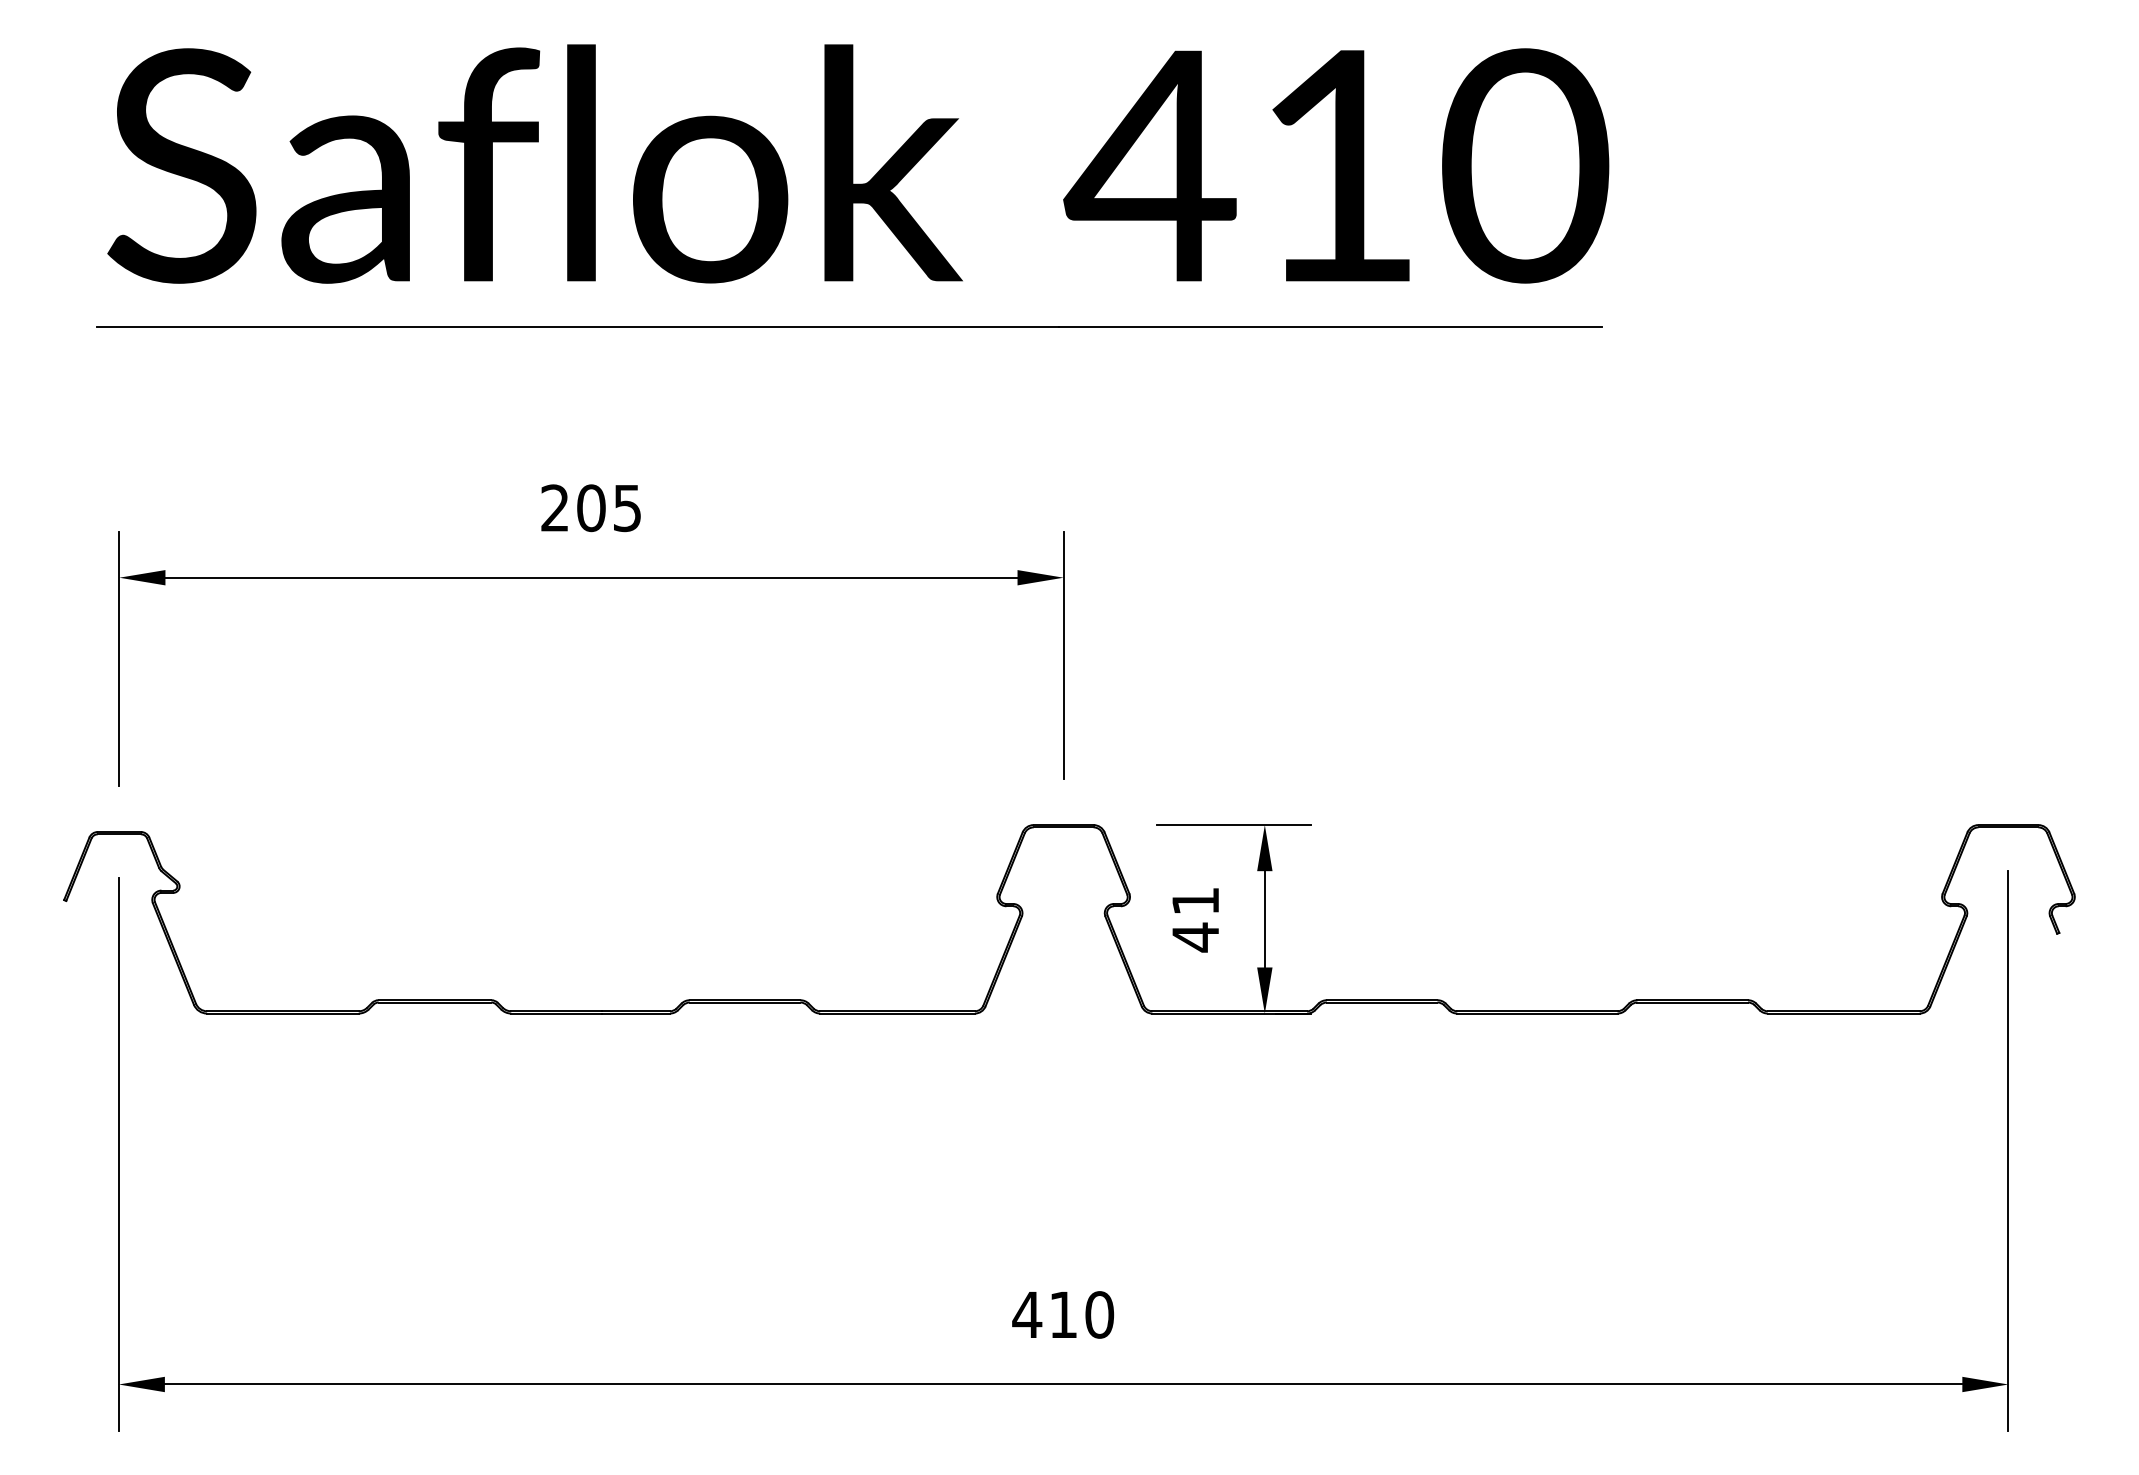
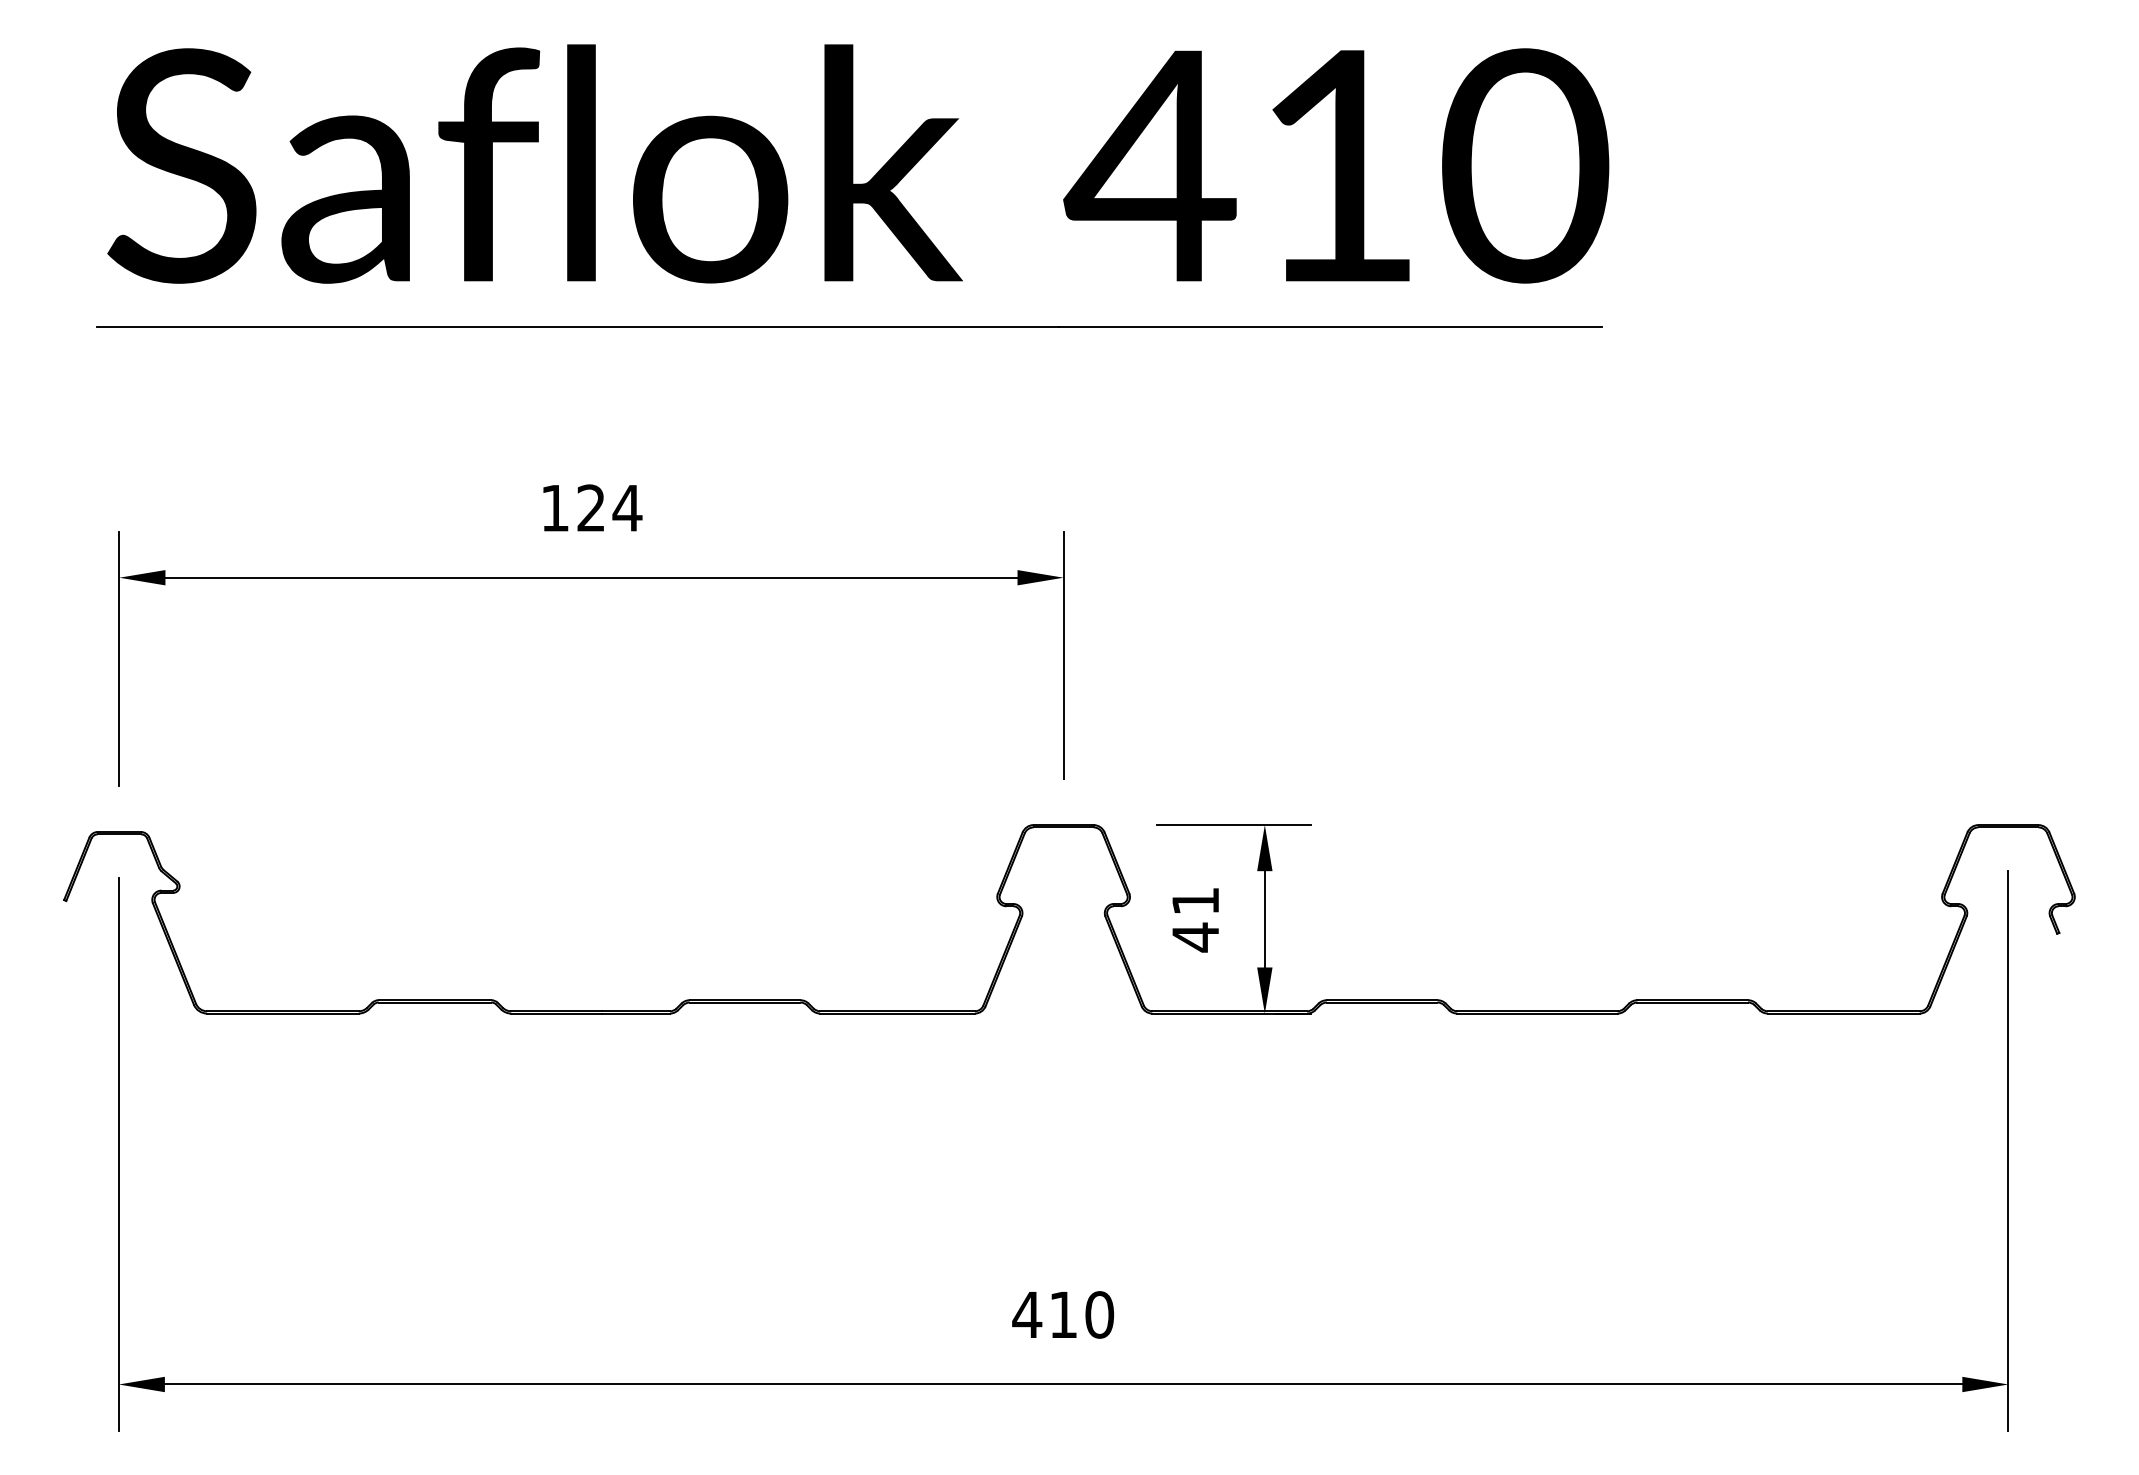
text: 205 -> 124 (591, 508)
